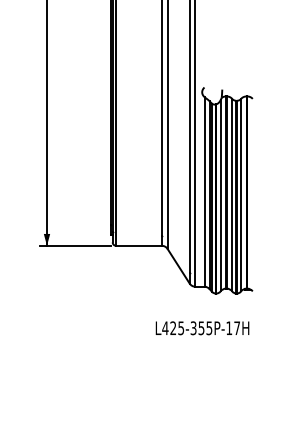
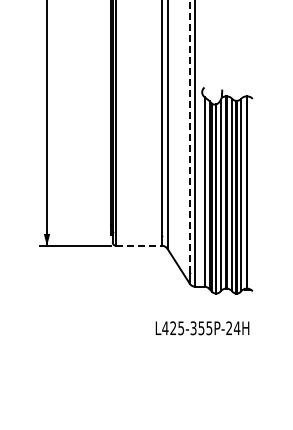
line: solid -> dashed (189, 136)
line: solid -> dashed (139, 245)
text: L425-355P-17H -> L425-355P-24H (233, 327)
